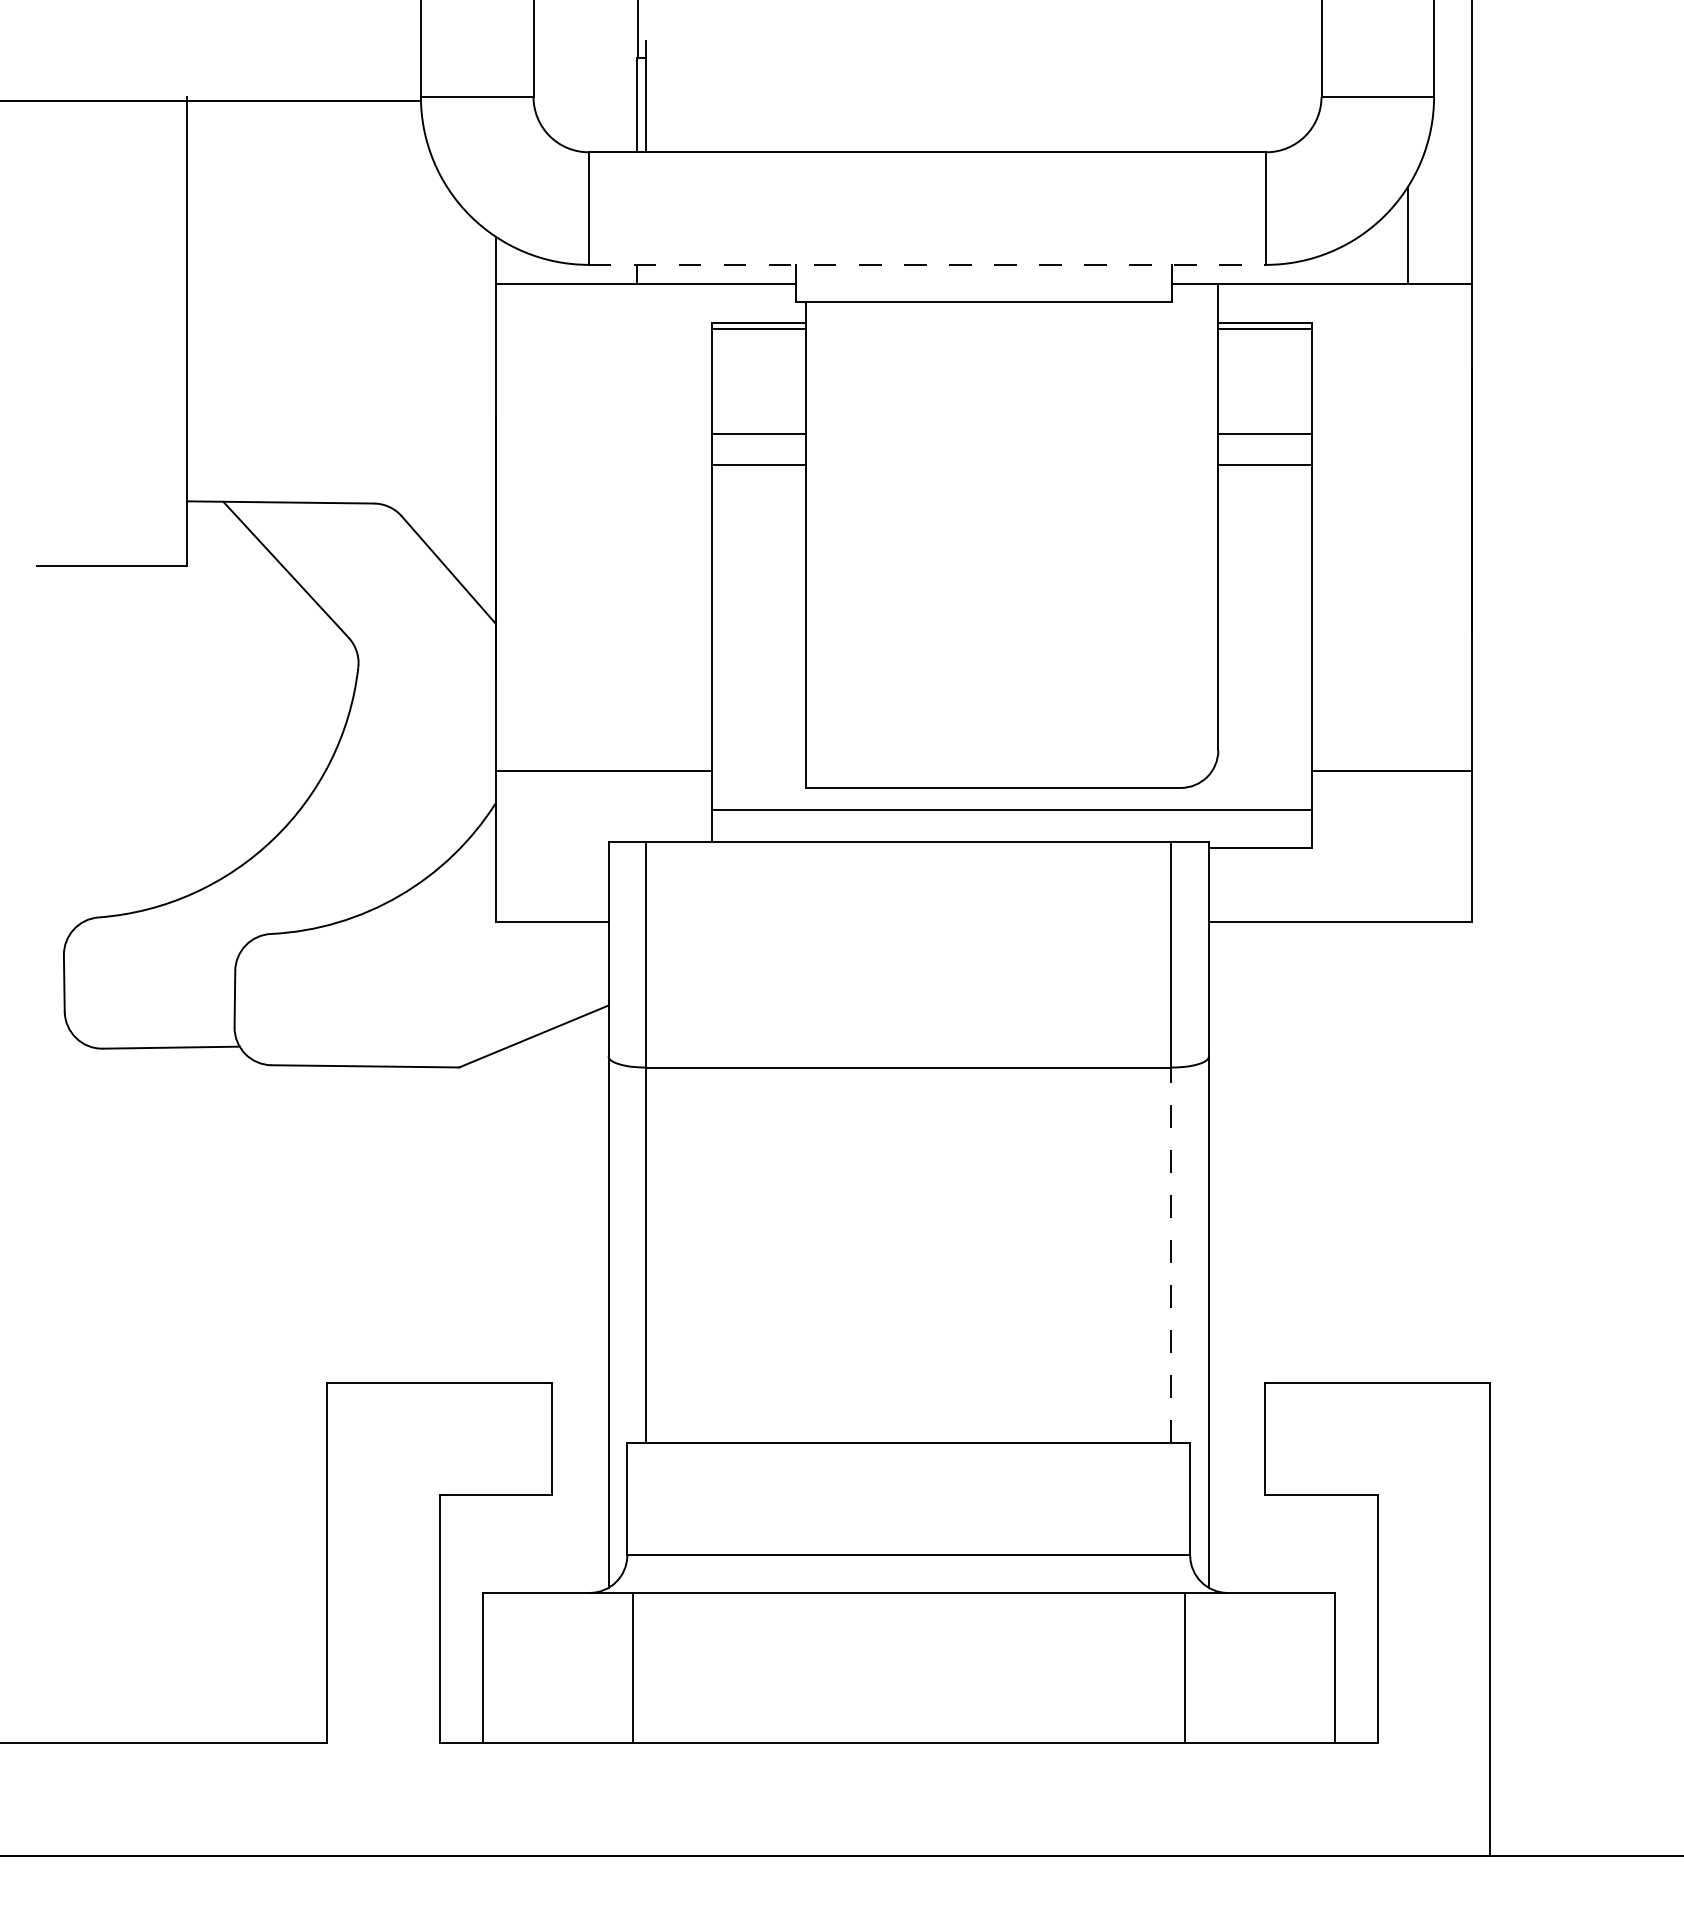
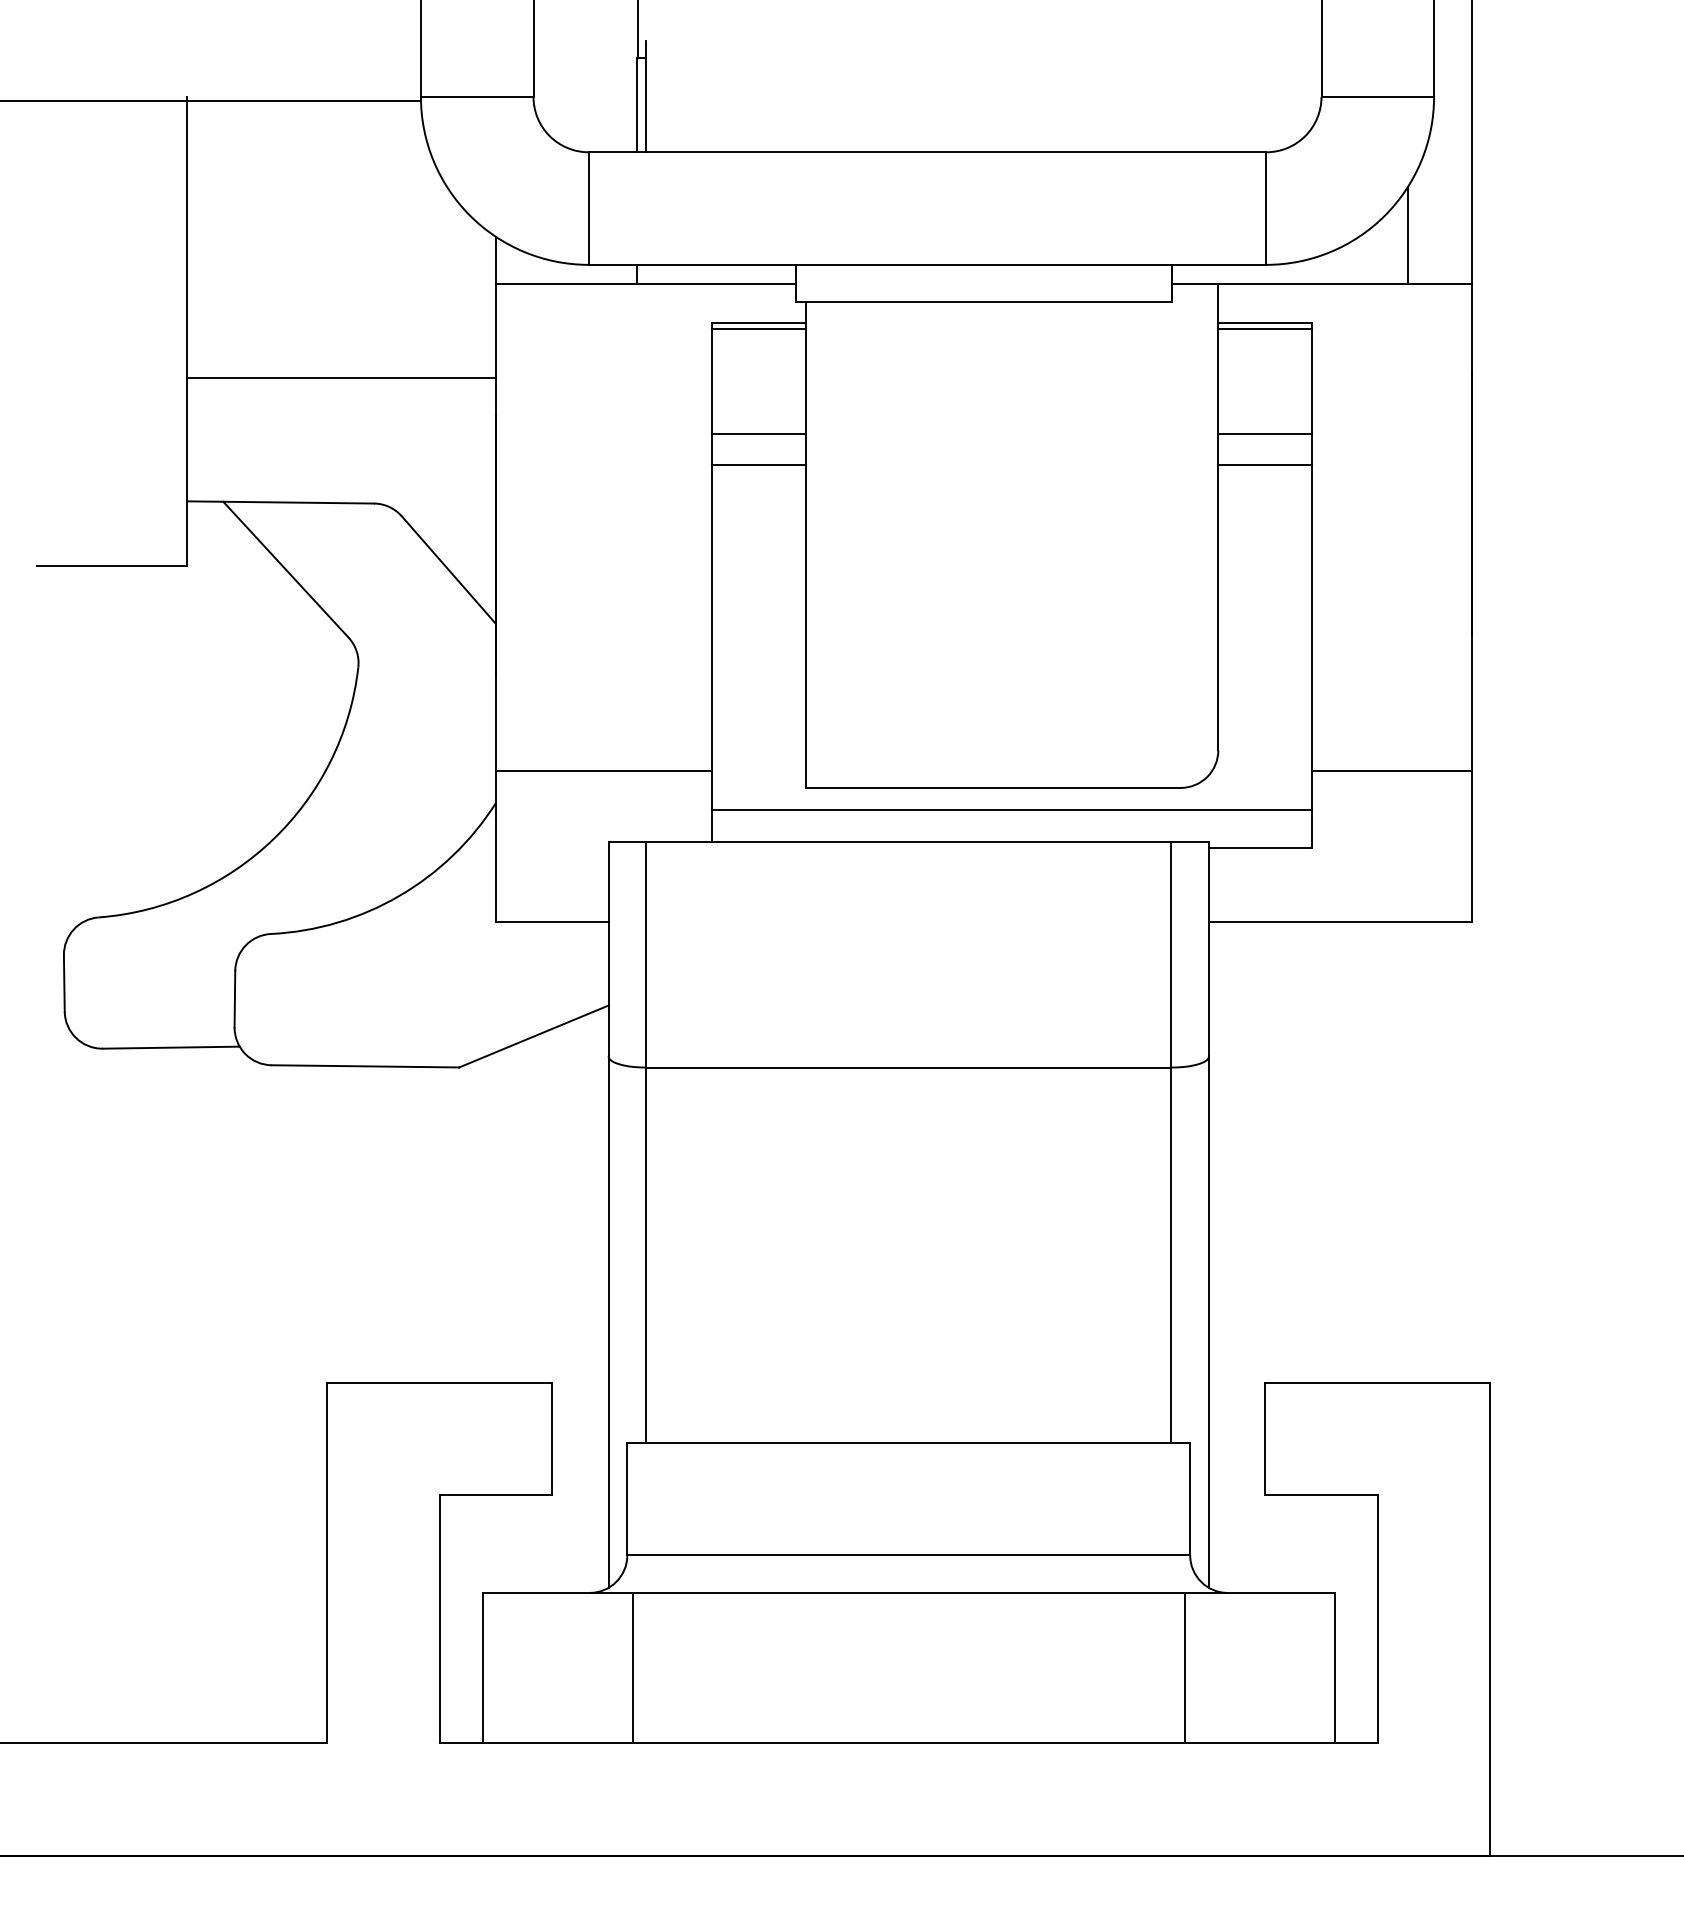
line: dashed -> solid (927, 264)
line: none -> present (341, 378)
line: dashed -> solid (1171, 1255)
